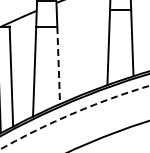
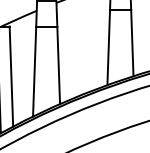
line: dashed -> solid (58, 65)
arc: dashed -> solid (72, 113)
